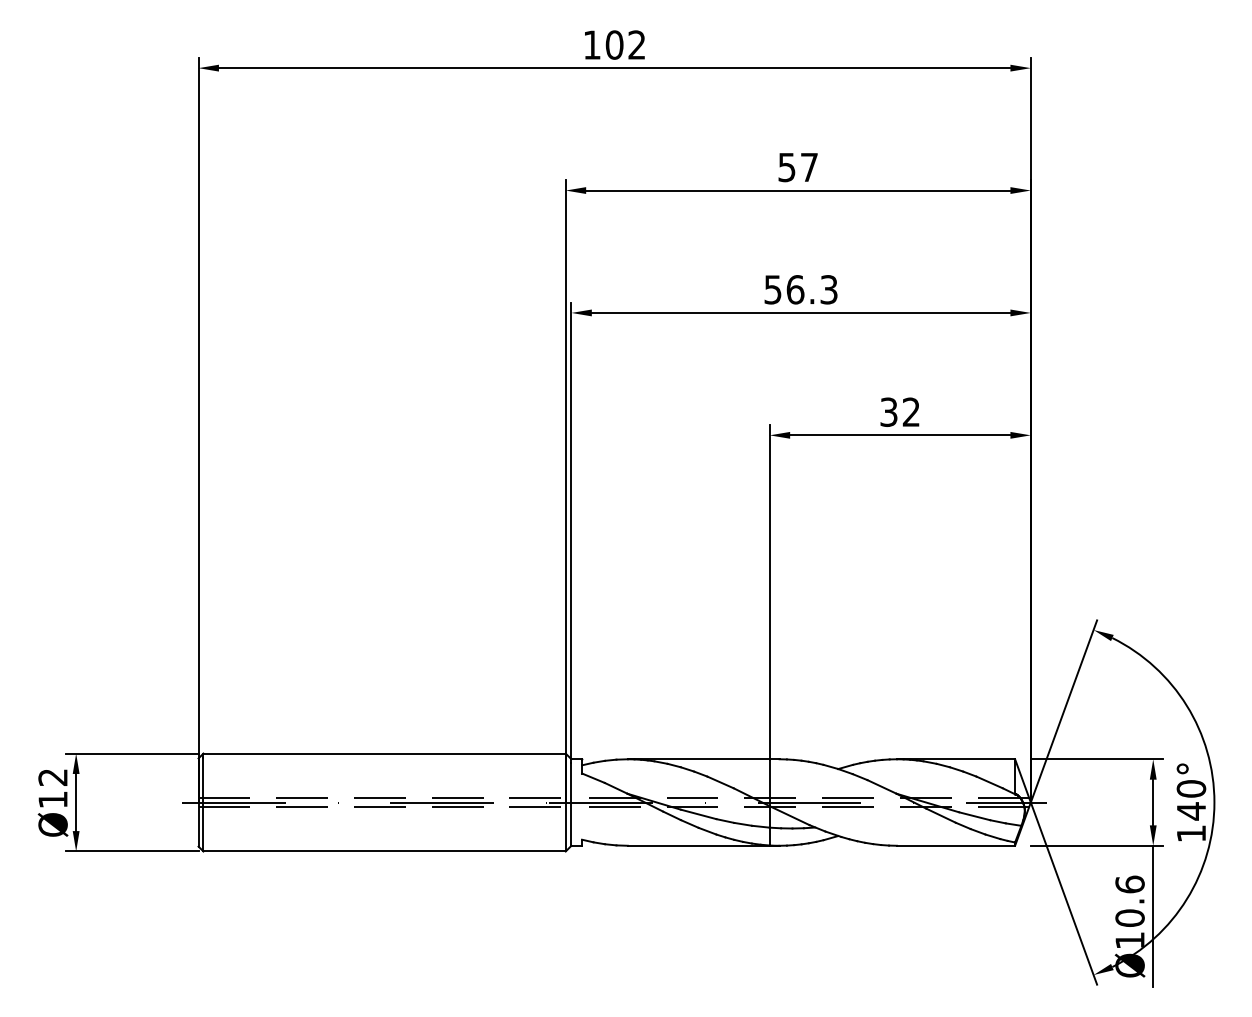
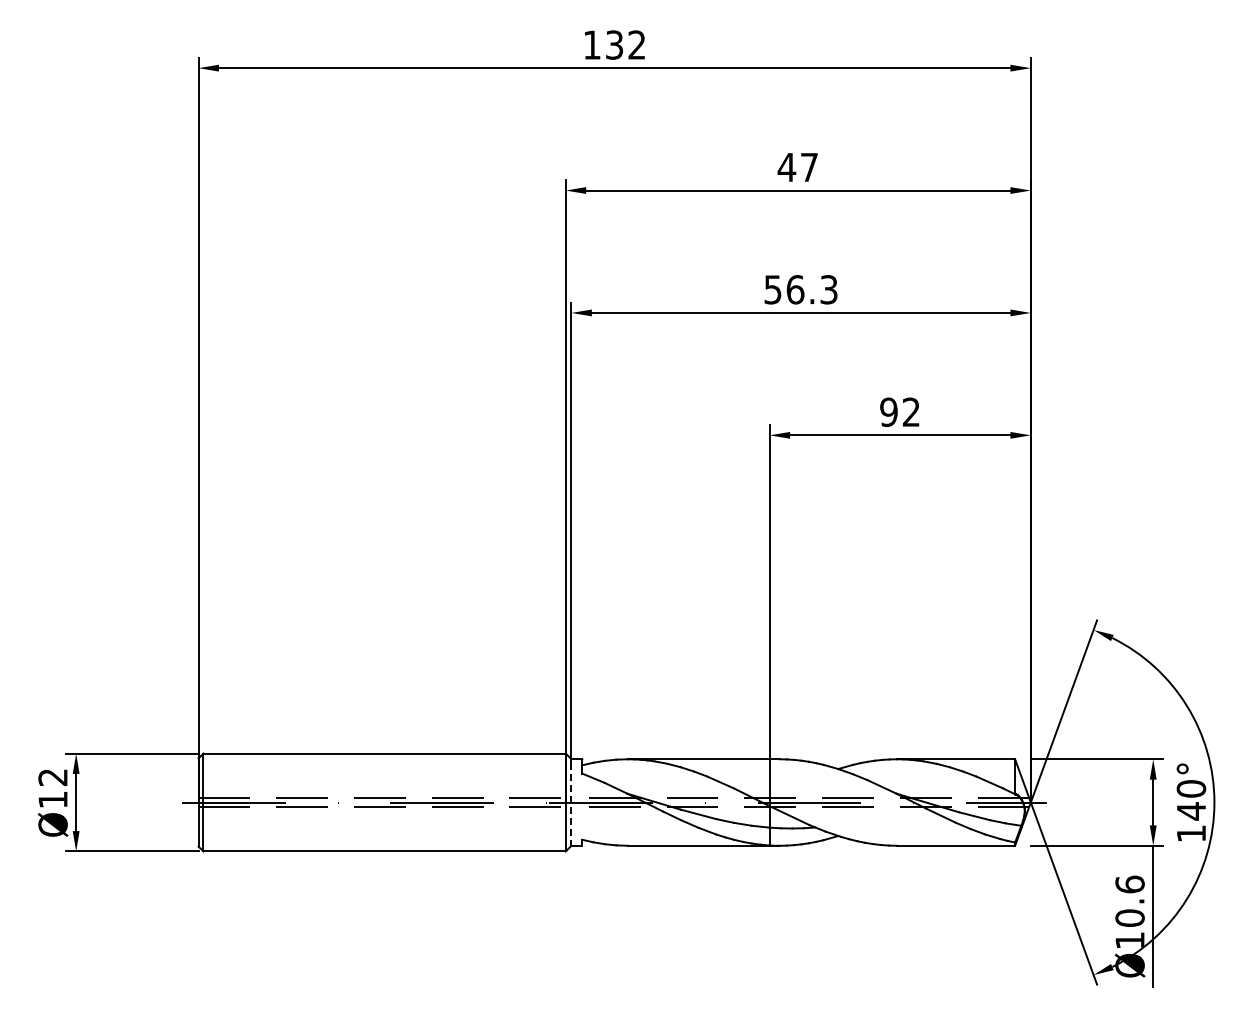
text: 102 -> 132 (614, 44)
text: 57 -> 47 (786, 167)
text: 32 -> 92 (888, 411)
line: solid -> dashed (571, 804)
